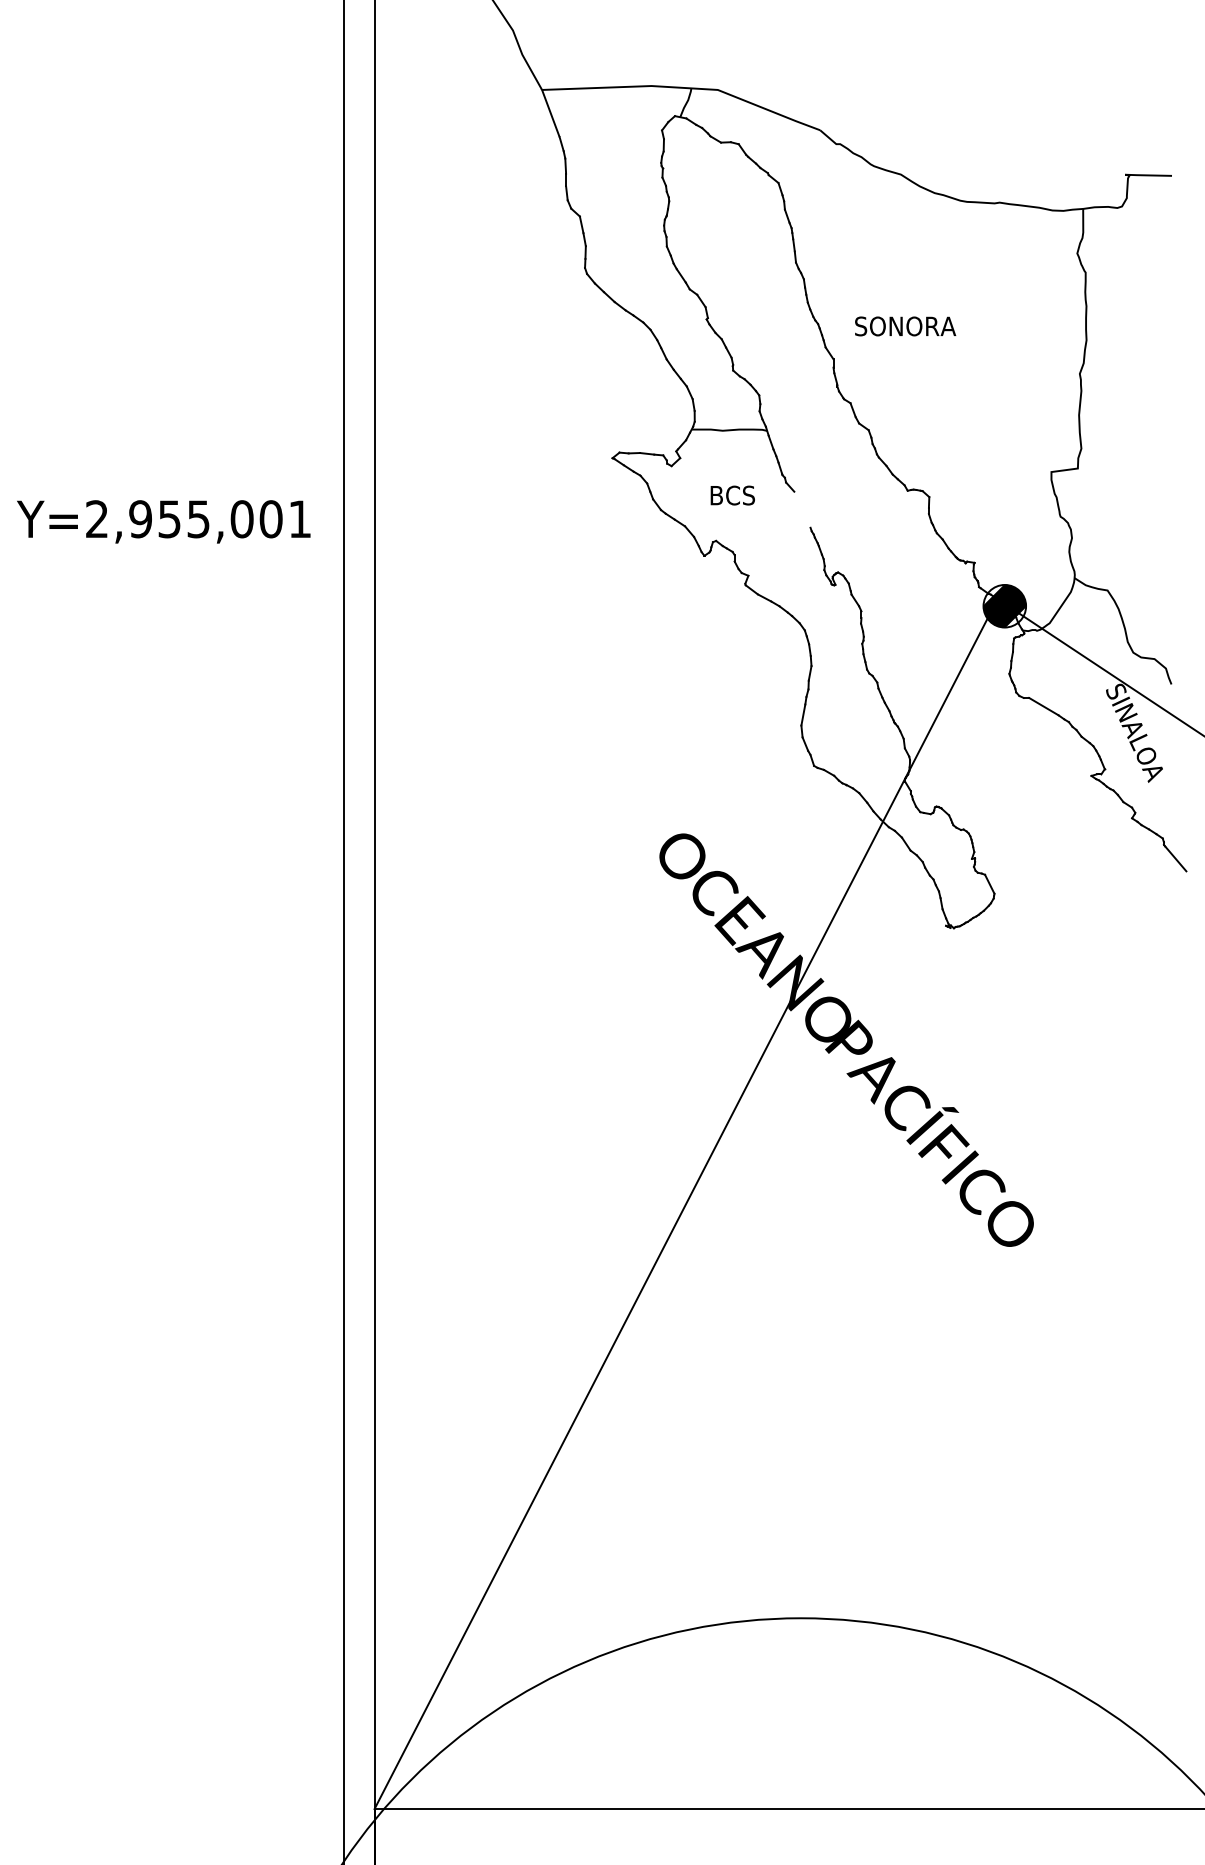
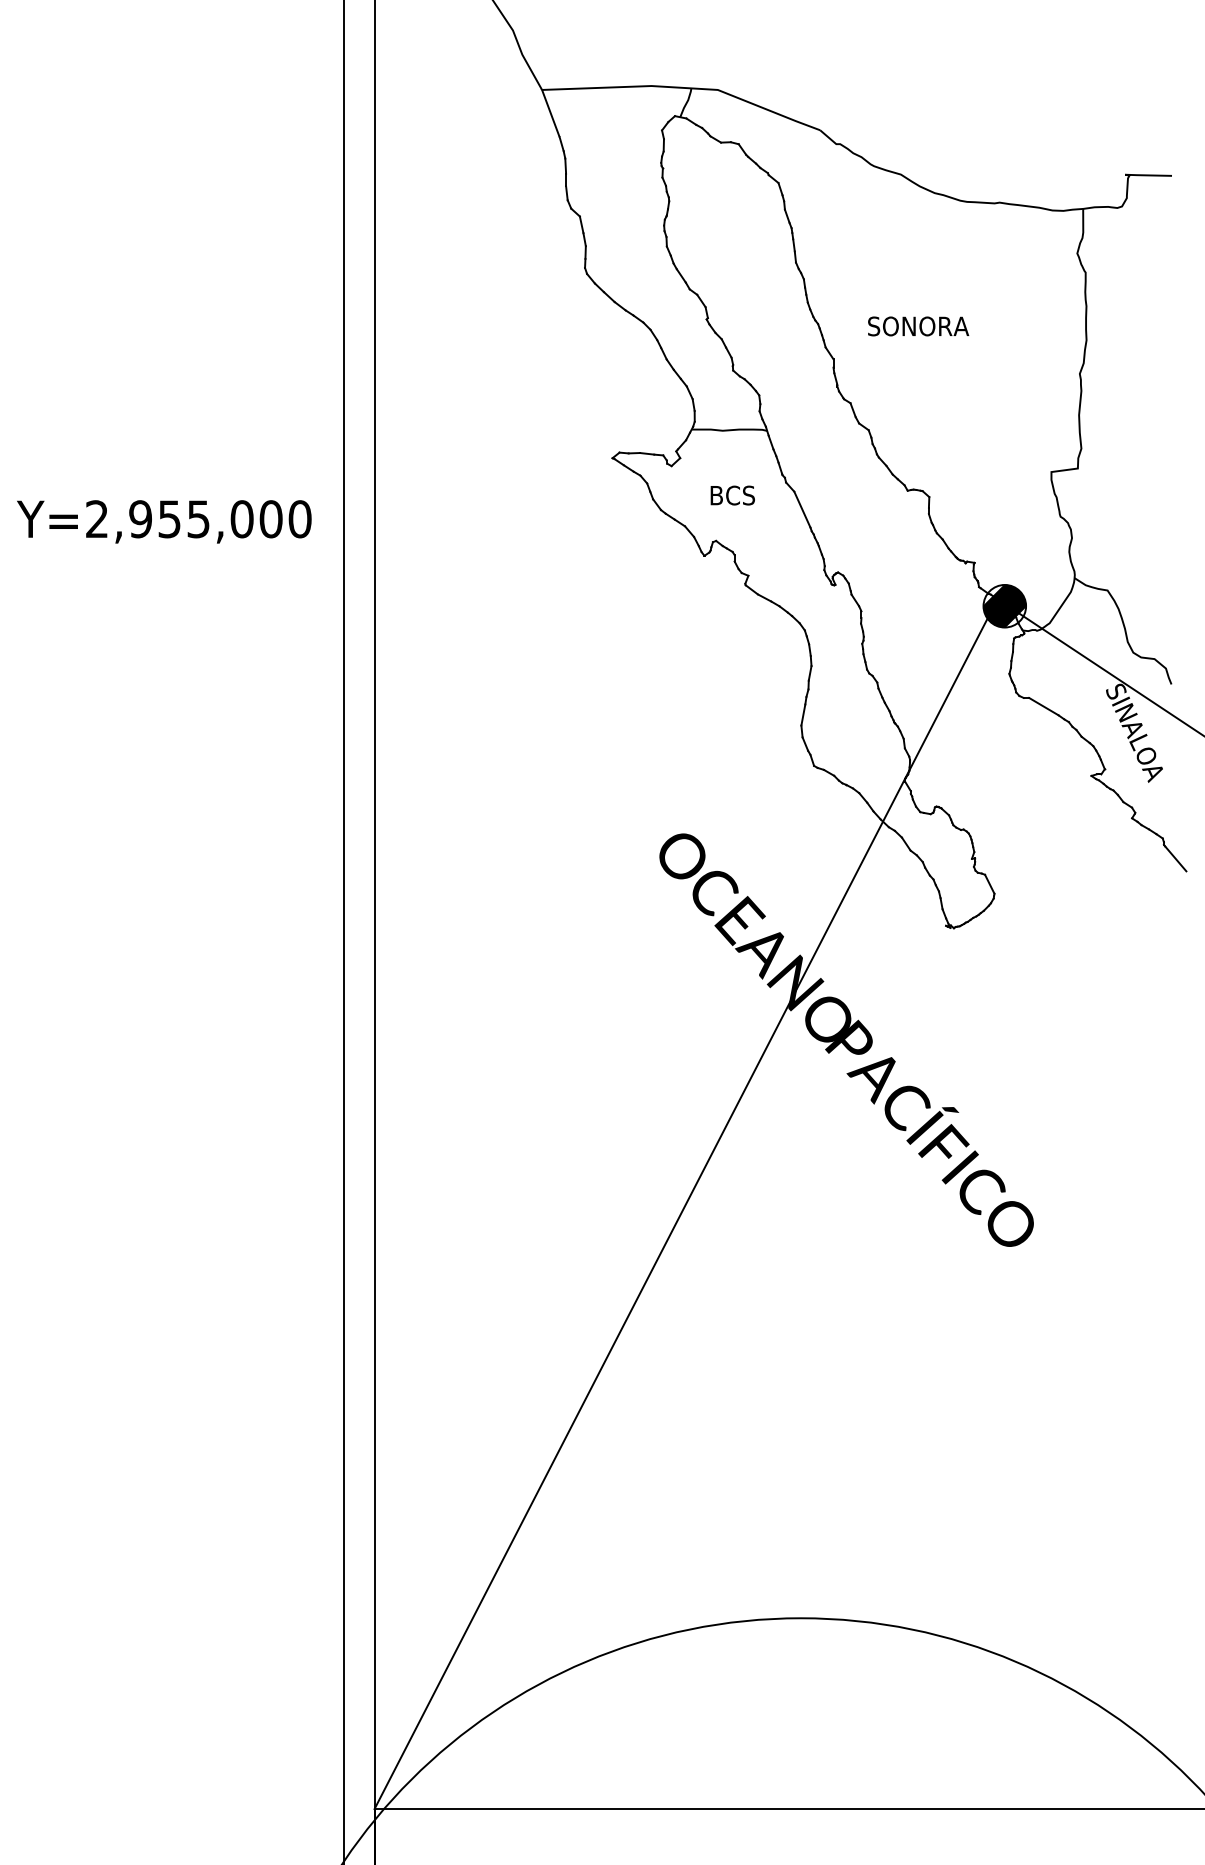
text position: (905, 326) -> (918, 326) (918, 326)
line: none -> present (802, 509)
text: Y=2,955,001 -> Y=2,955,000 (299, 519)
